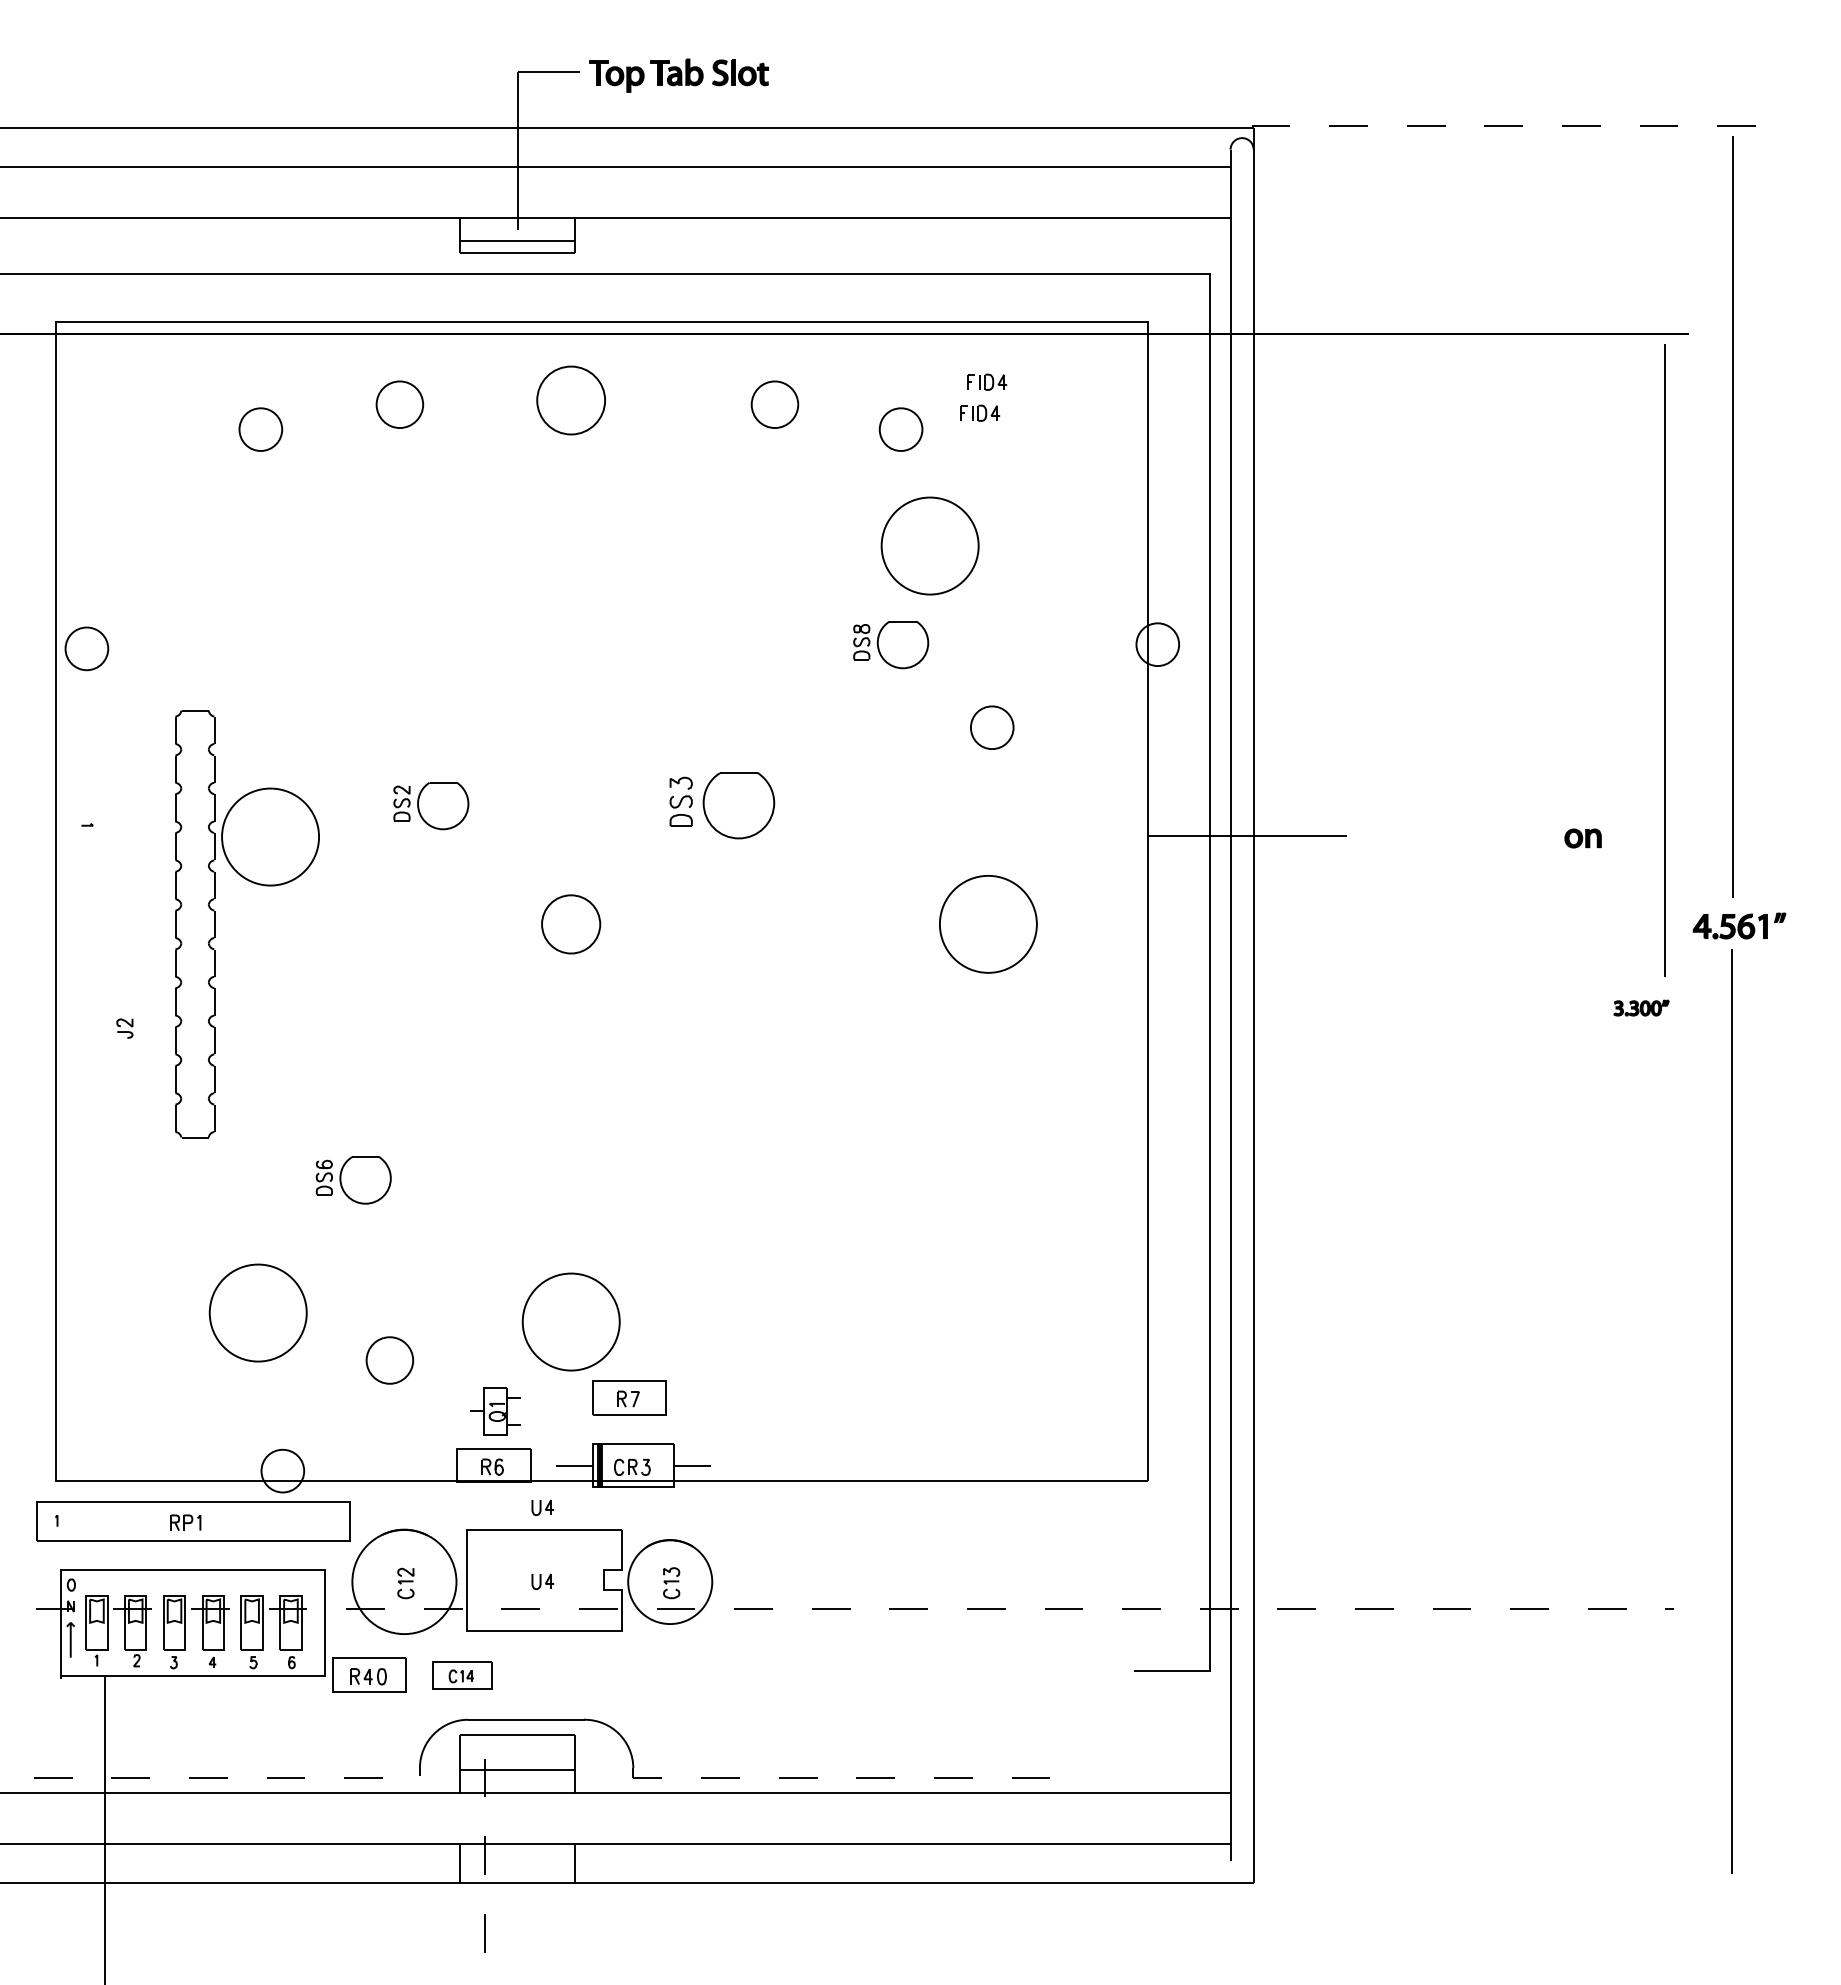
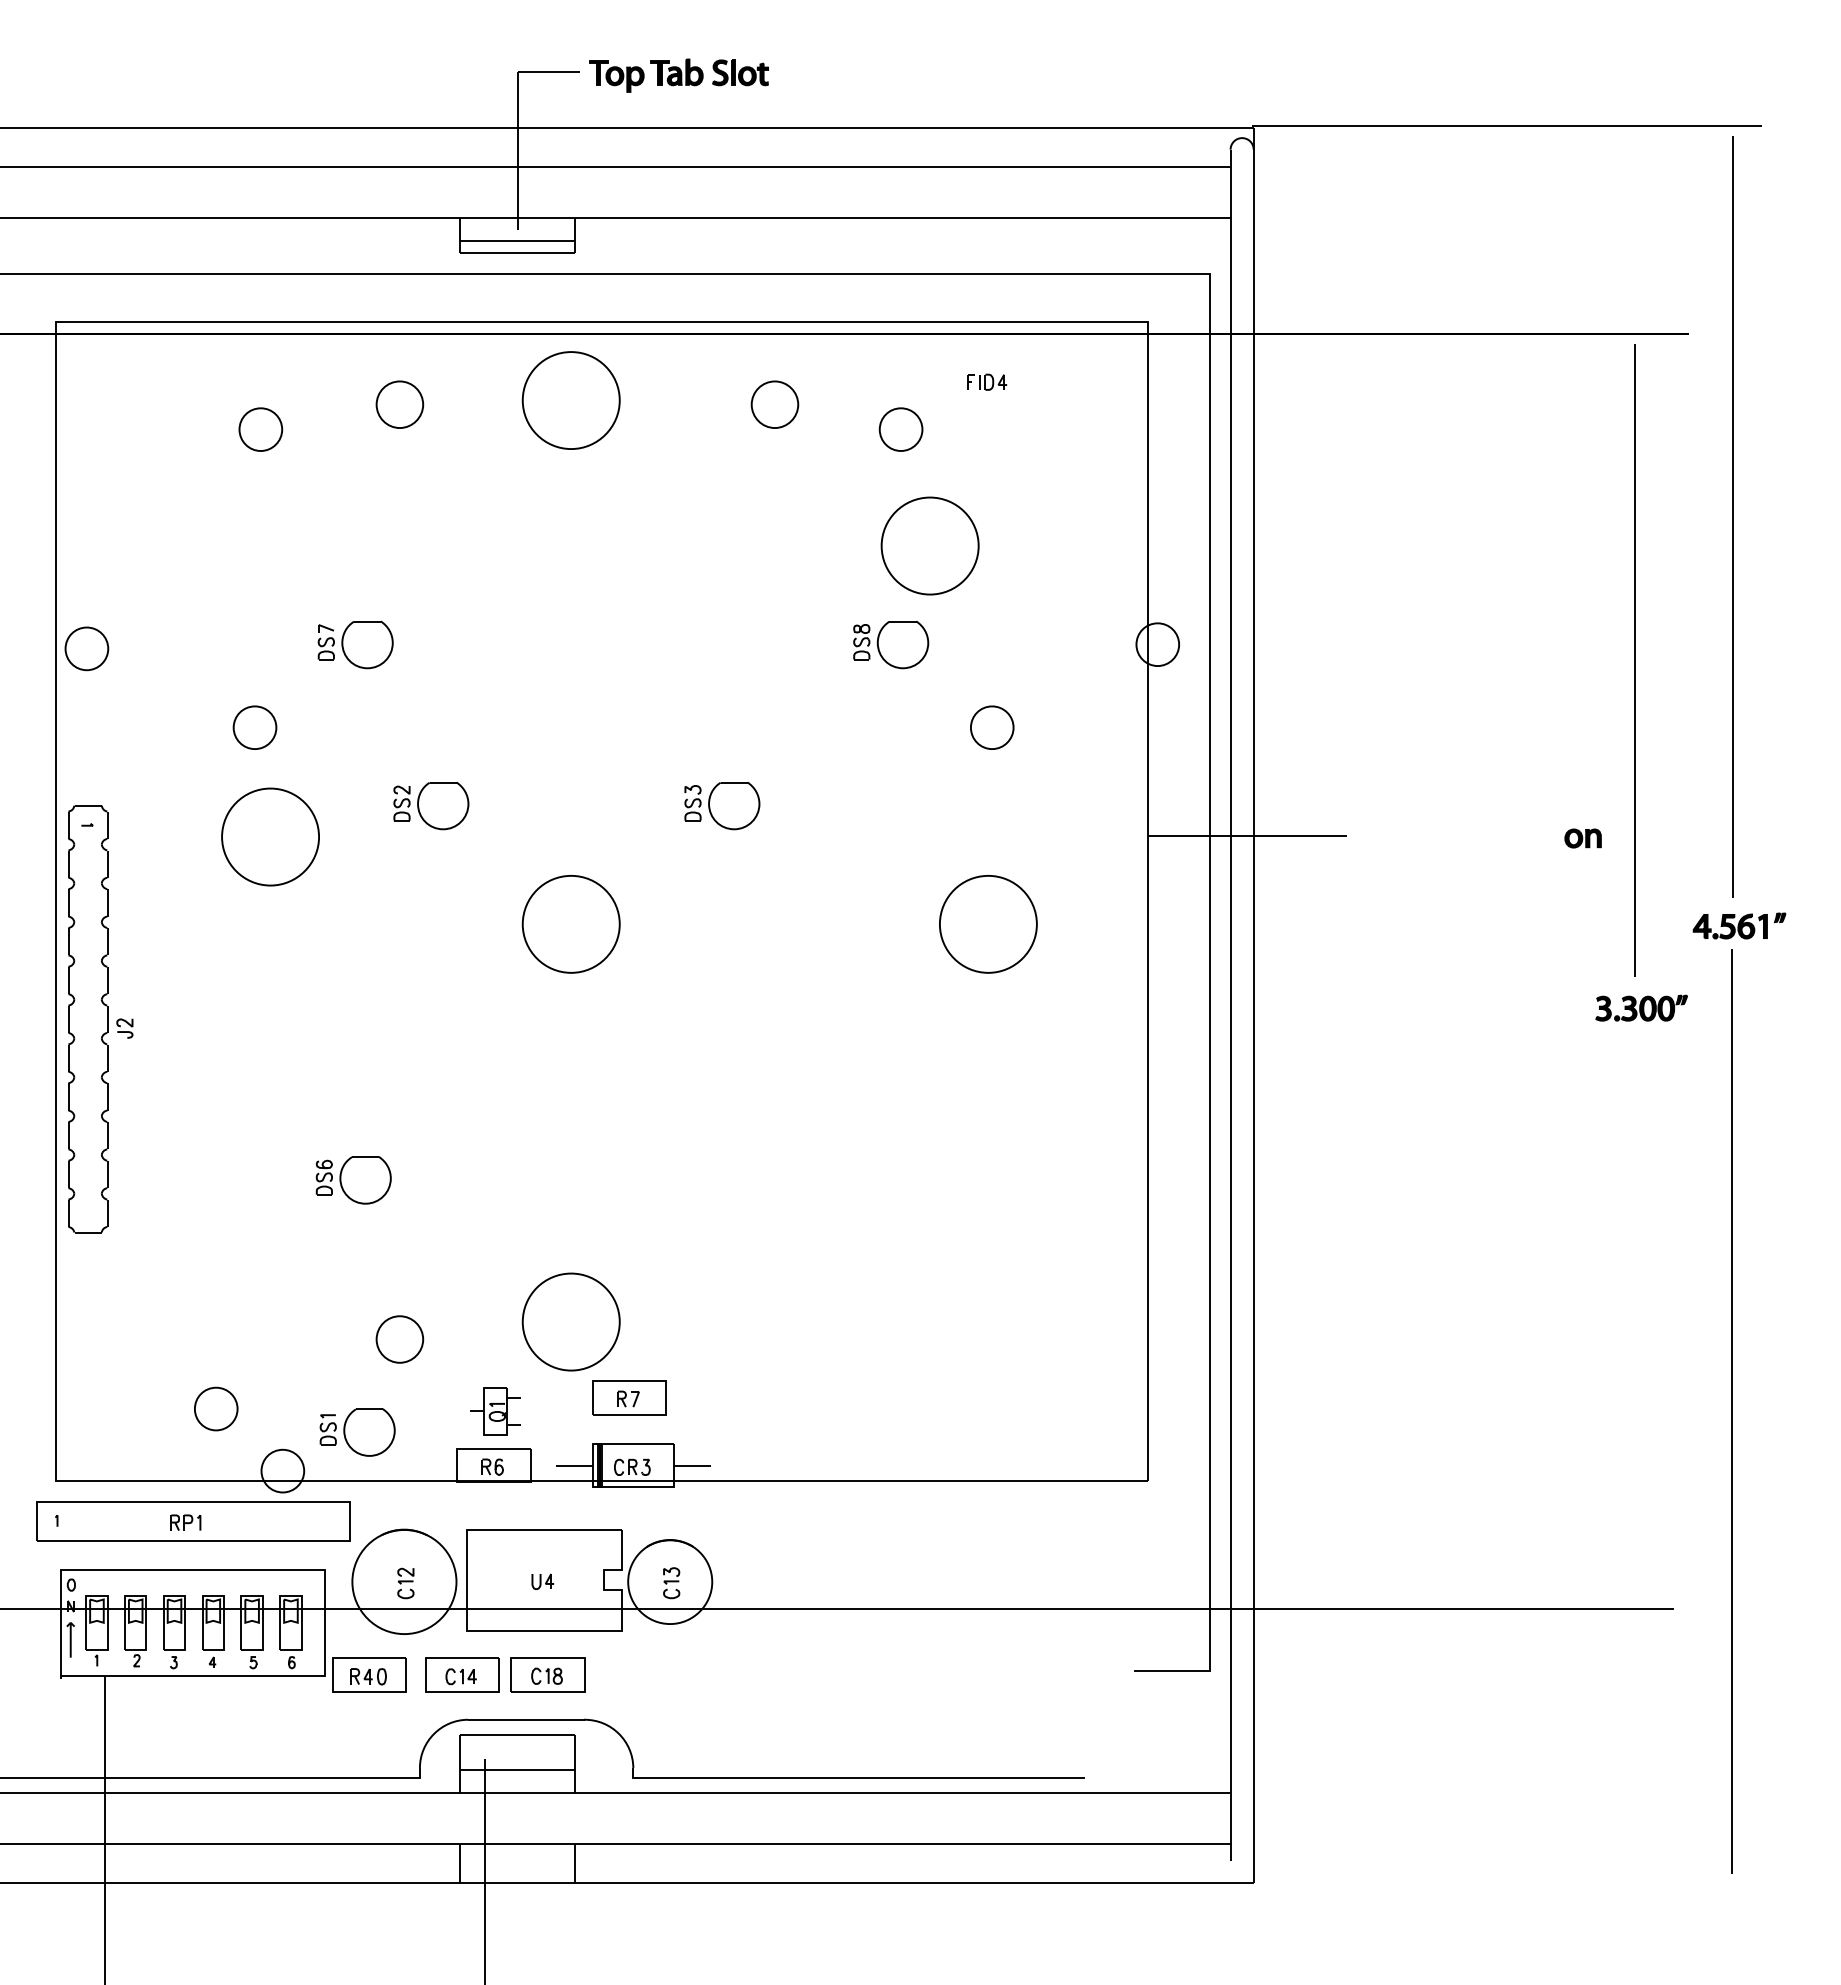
line: dashed -> solid (1507, 126)
part size: 70x71 px -> 100x99 px (570, 400)
part: present -> none (980, 412)
part: none -> present (355, 644)
line position: (1664, 660) -> (1634, 660) (1634, 660)
part: none -> present (254, 727)
part size: 107x68 px -> 77x49 px (722, 806)
part position: (195, 924) -> (88, 1019) (88, 1019)
part size: 61x61 px -> 100x99 px (570, 924)
part size: 57x18 px -> 93x28 px (1641, 1007)
part: present -> none (257, 1312)
part position: (389, 1360) -> (399, 1339) (399, 1339)
part: none -> present (216, 1408)
part: none -> present (357, 1432)
part: present -> none (542, 1507)
line: dashed -> solid (837, 1608)
part: none -> present (547, 1674)
part size: 61x29 px -> 75x36 px (462, 1674)
line: dashed -> solid (215, 1777)
line: dashed -> solid (853, 1777)
line: dashed -> solid (485, 1871)
